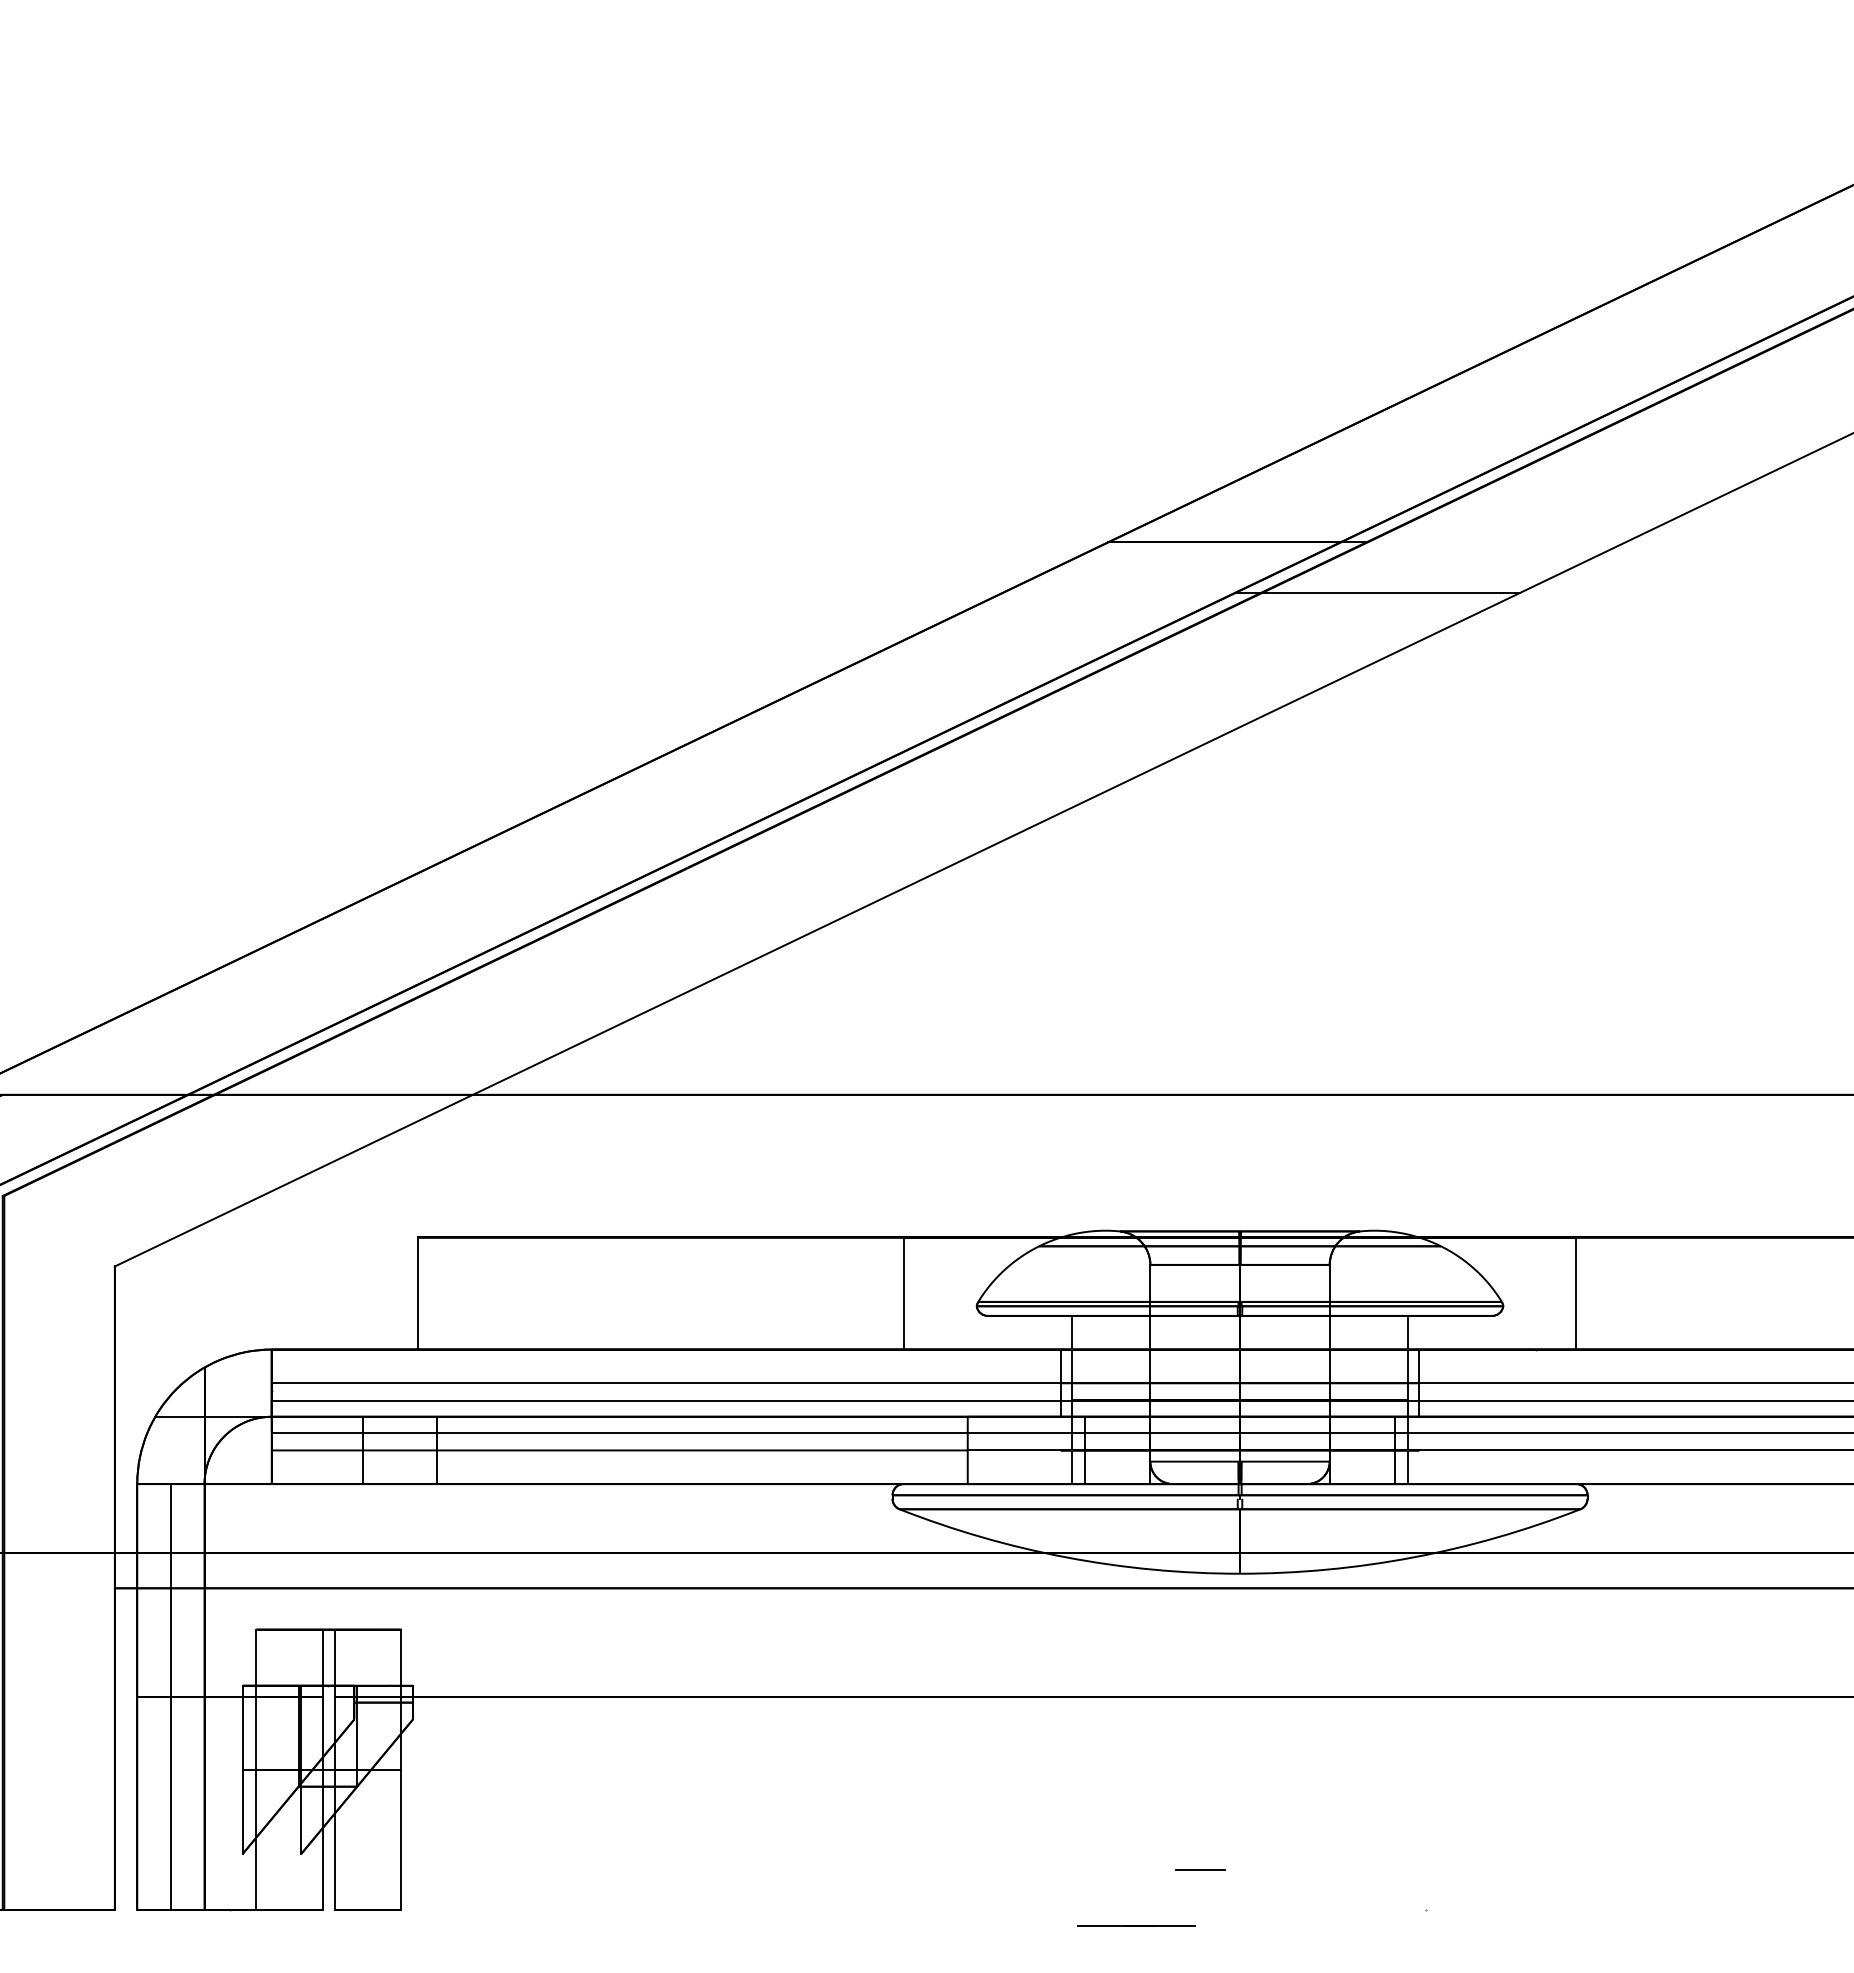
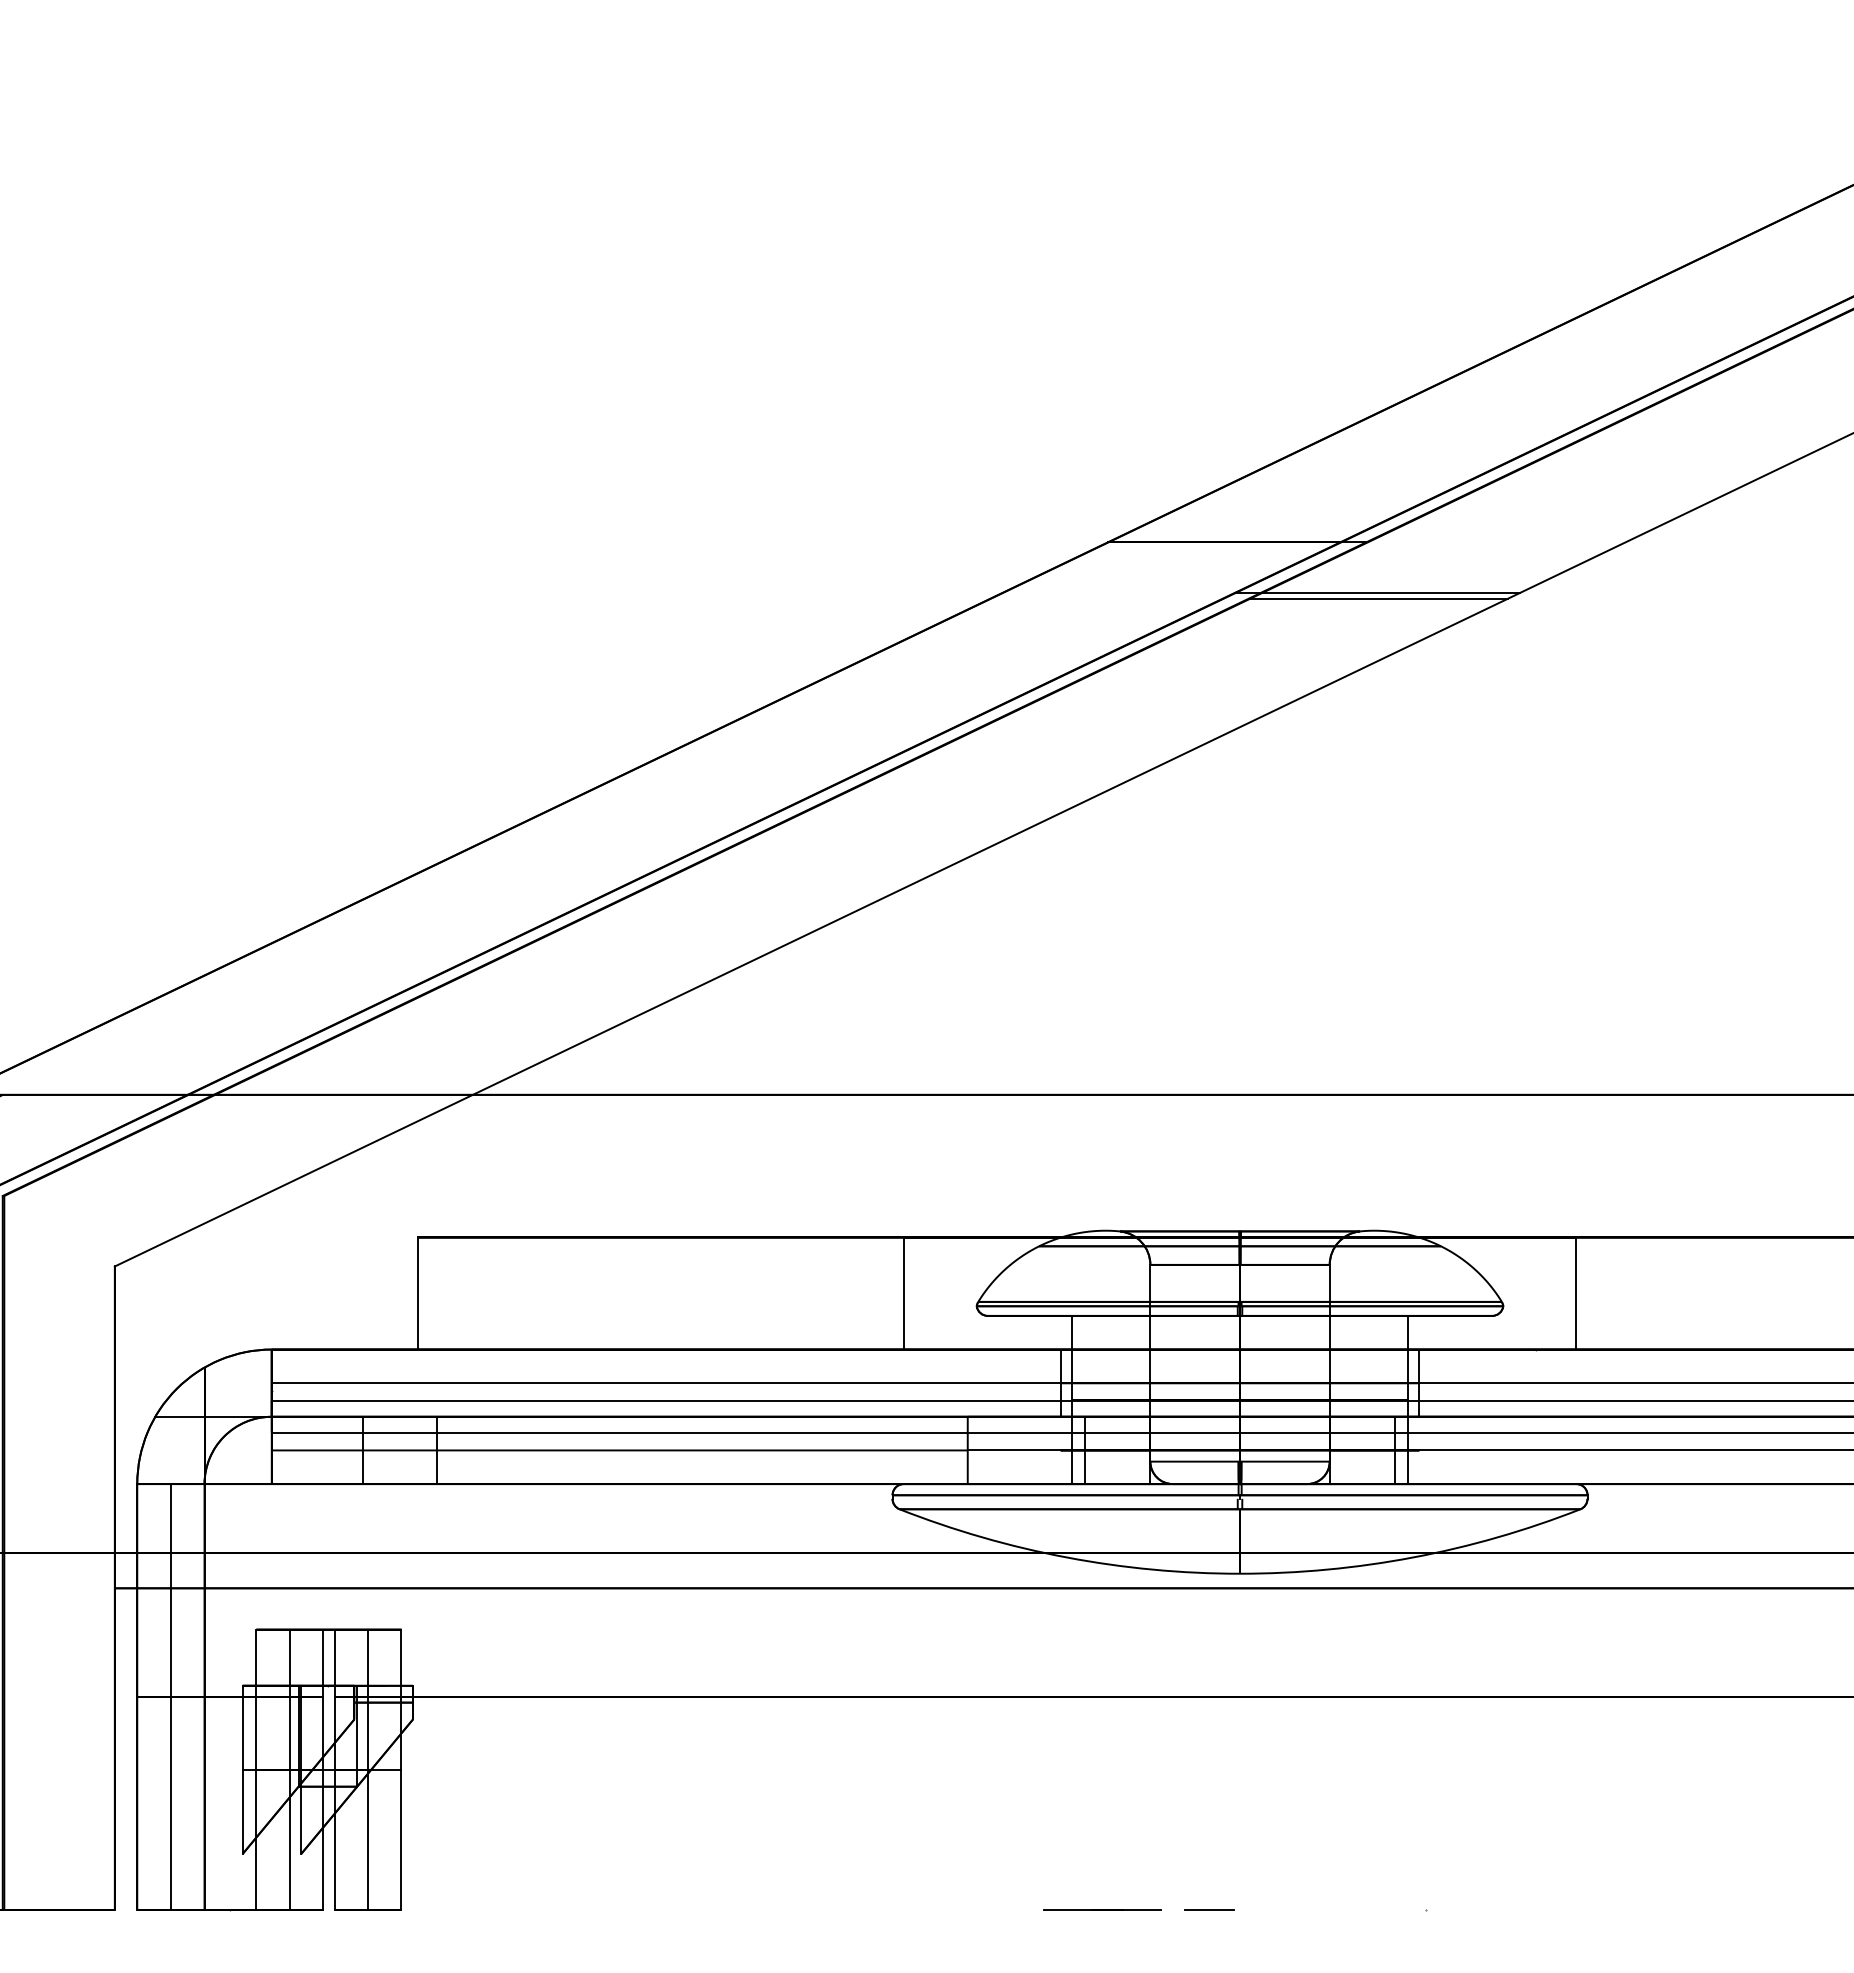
line: none -> present (1378, 598)
line: none -> present (289, 1769)
line: none -> present (368, 1769)
line position: (1200, 1869) -> (1209, 1909) (1209, 1909)
line position: (1136, 1925) -> (1102, 1909) (1102, 1909)
